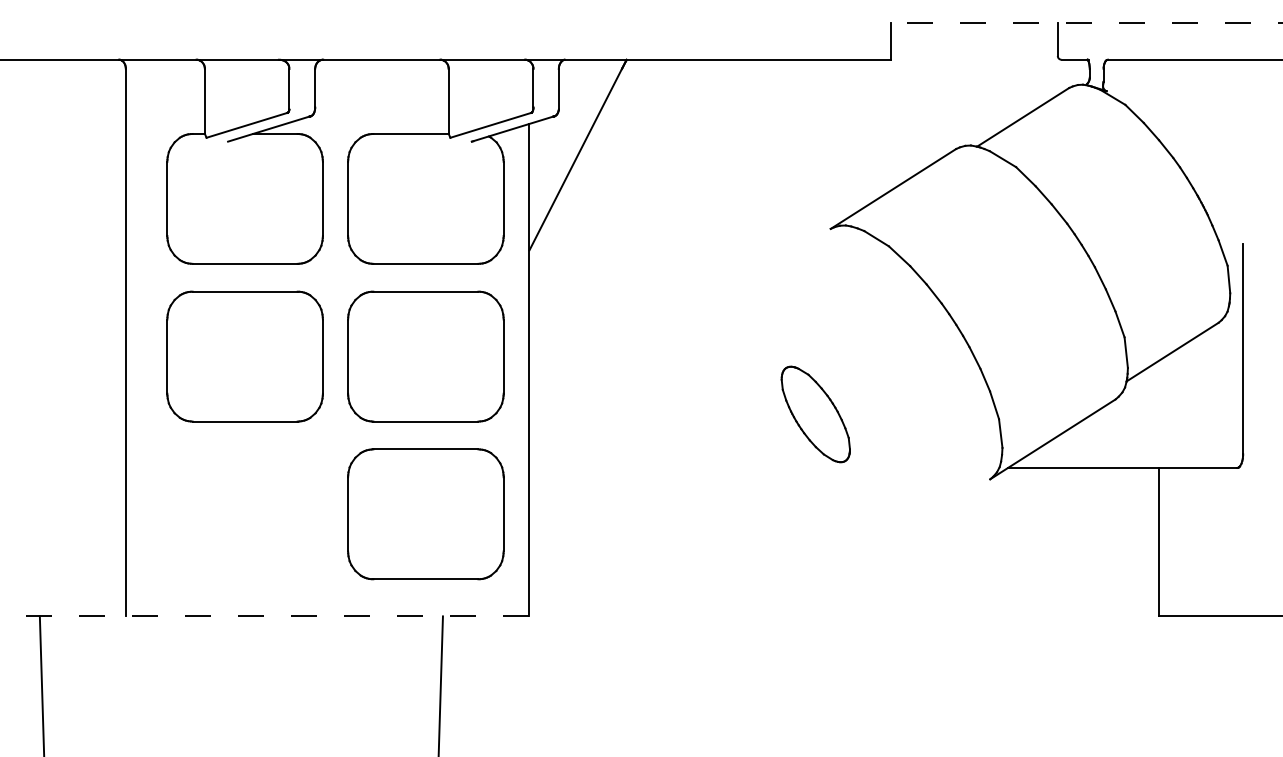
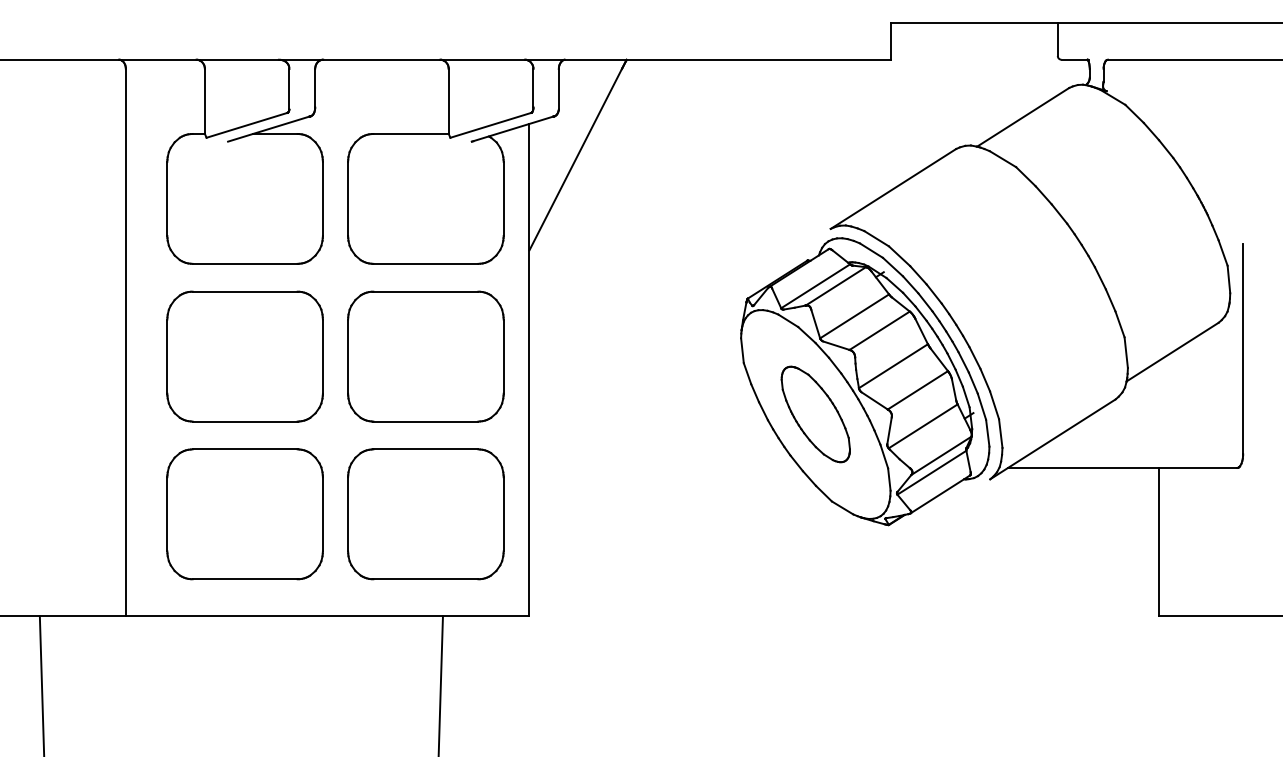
line: dashed -> solid (1086, 22)
part: none -> present (865, 381)
part: none -> present (244, 514)
line: dashed -> solid (264, 616)
